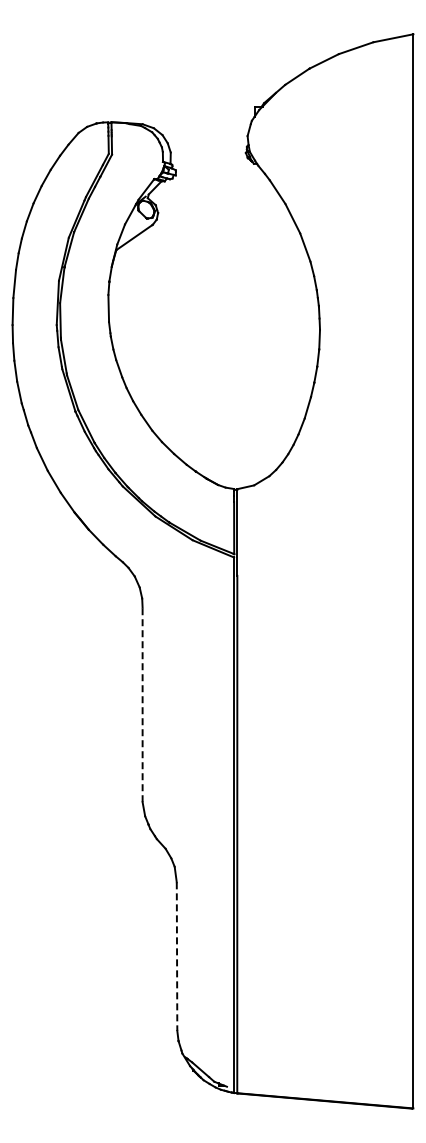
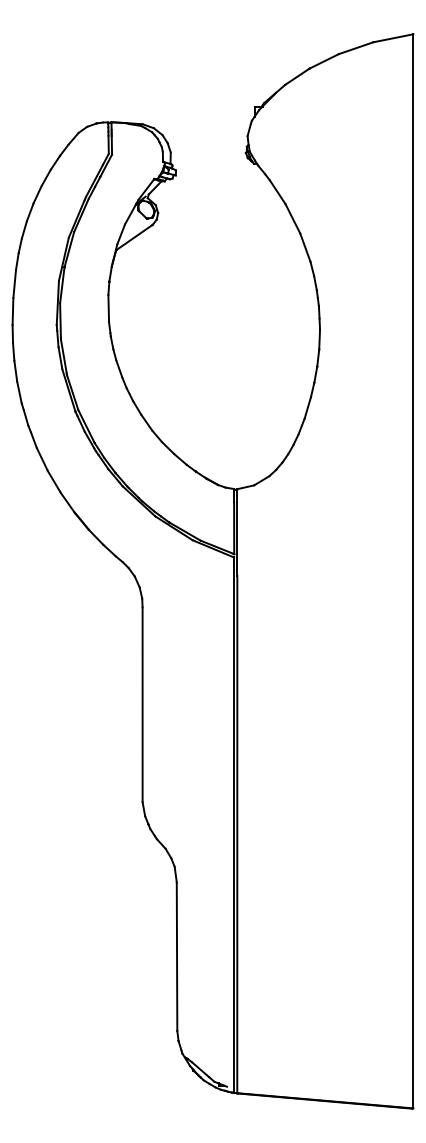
line: dashed -> solid (142, 704)
line: dashed -> solid (177, 957)
